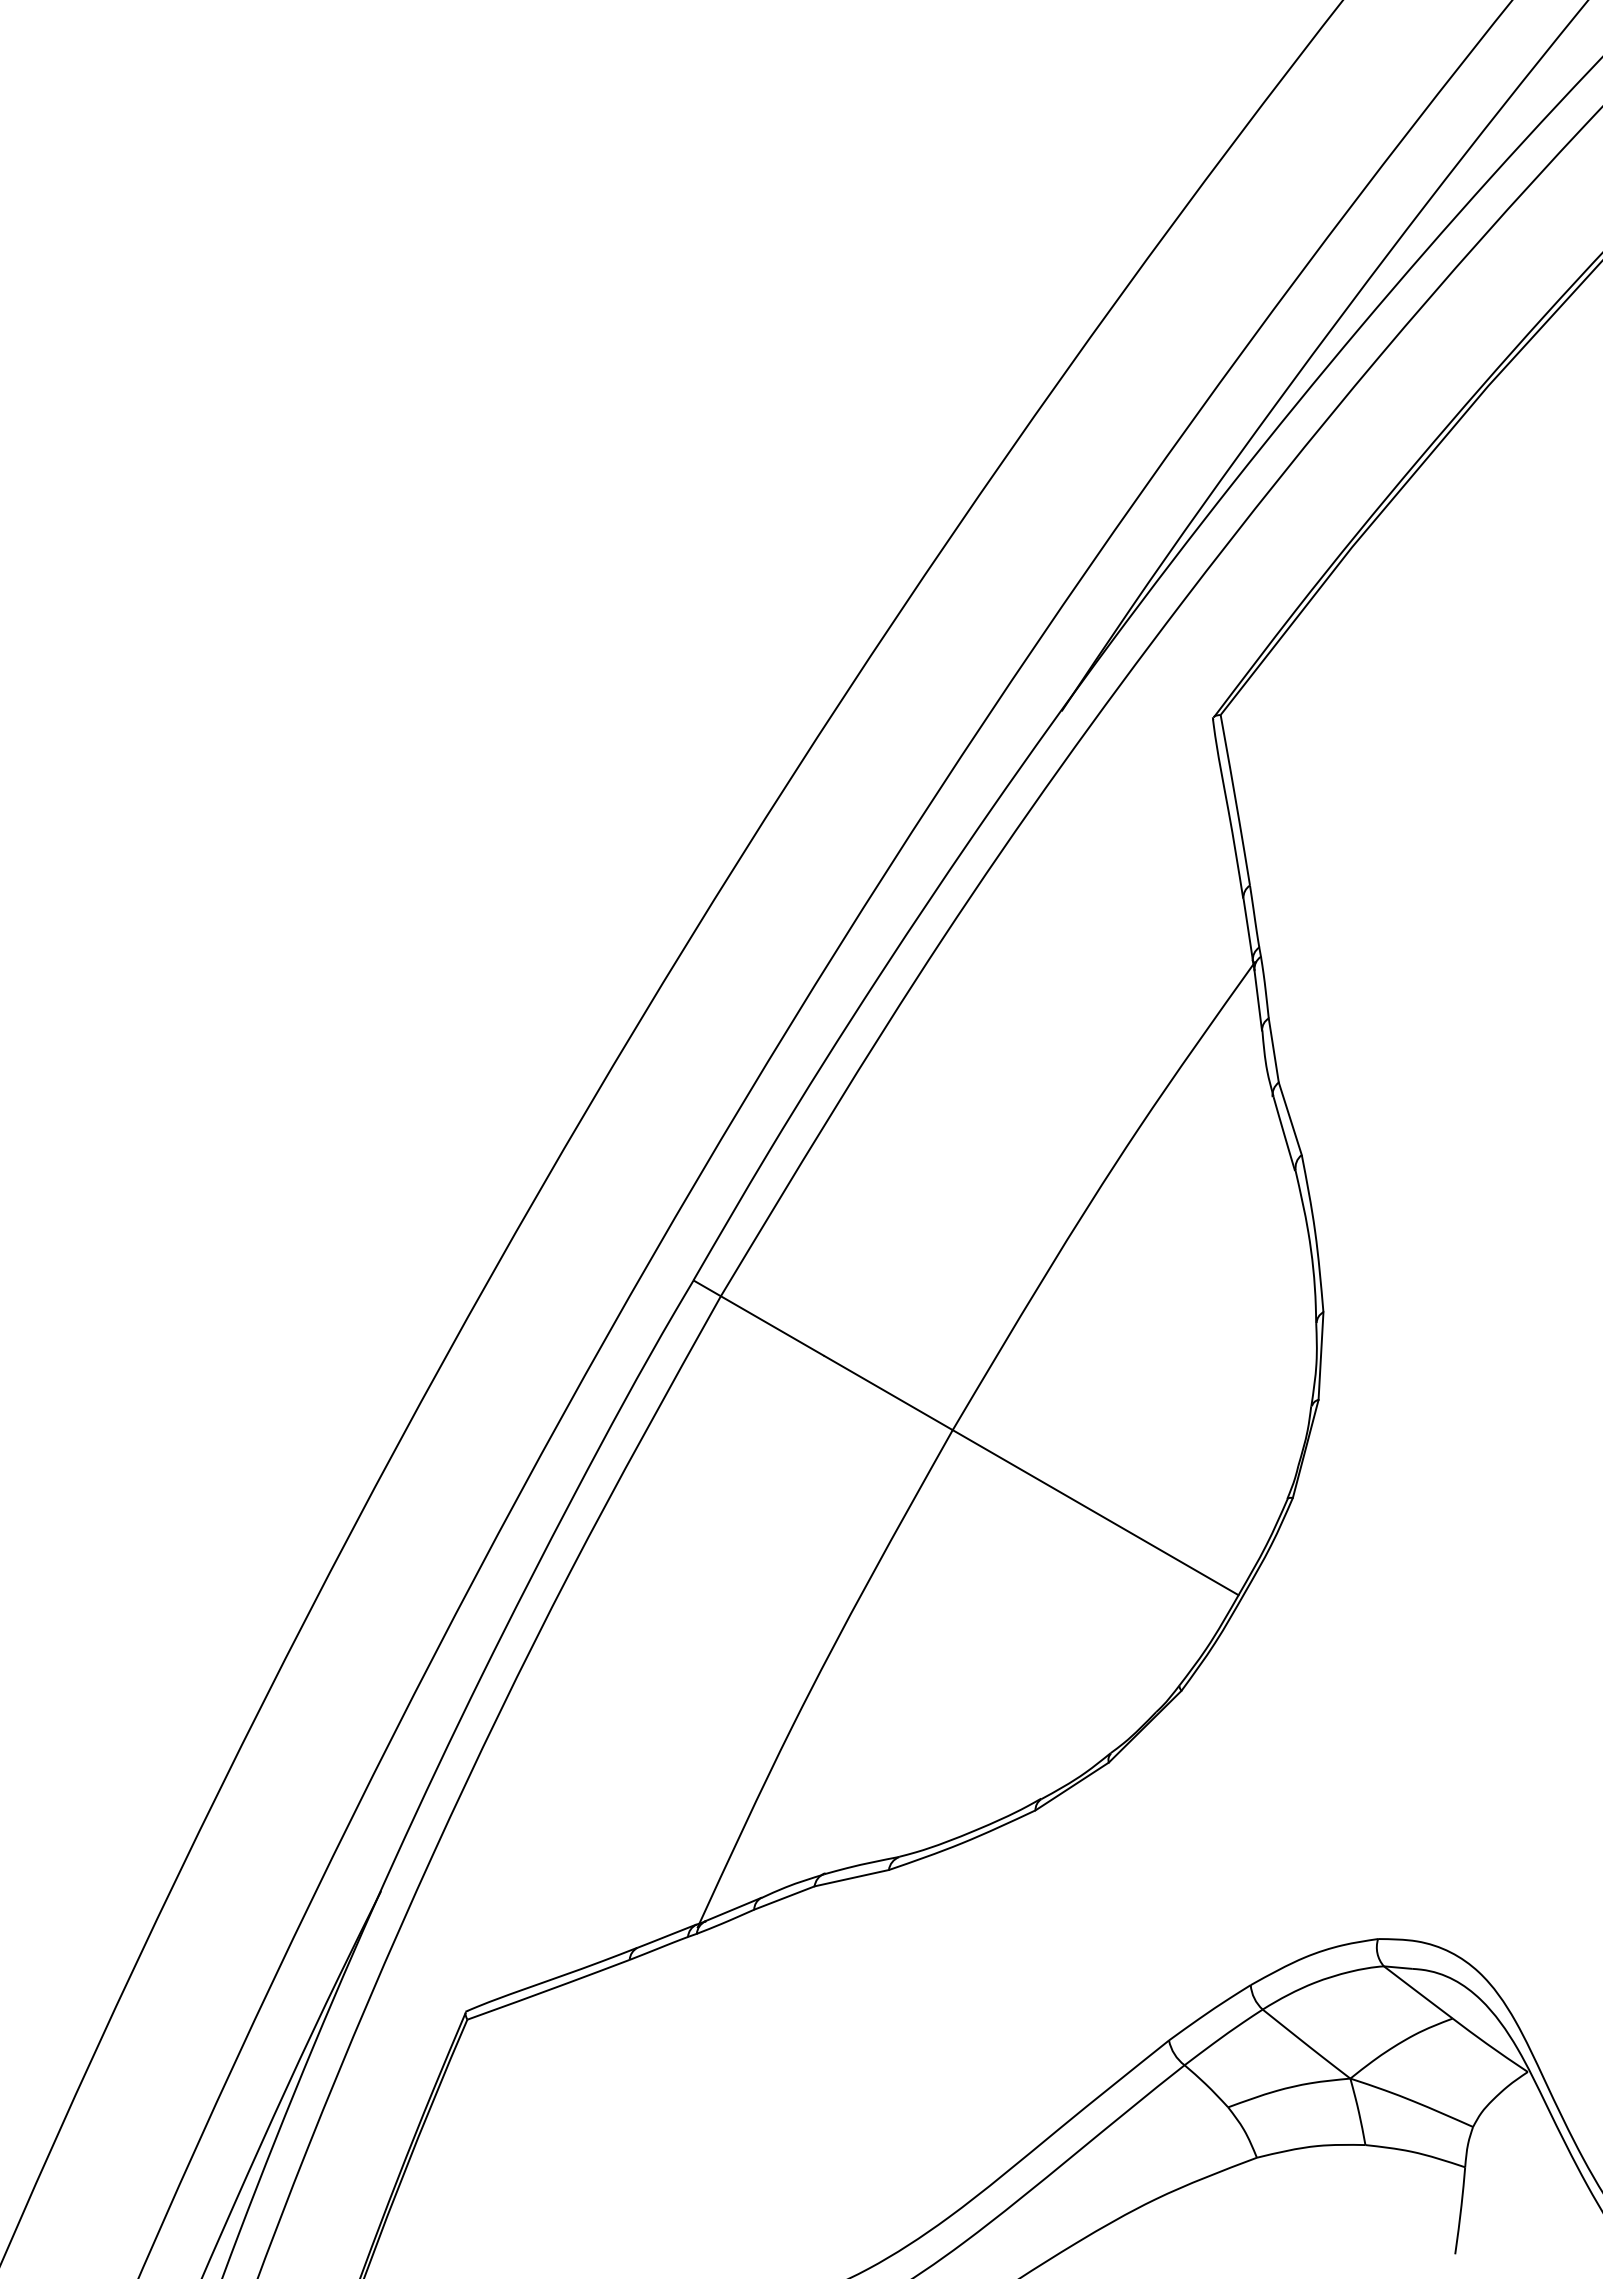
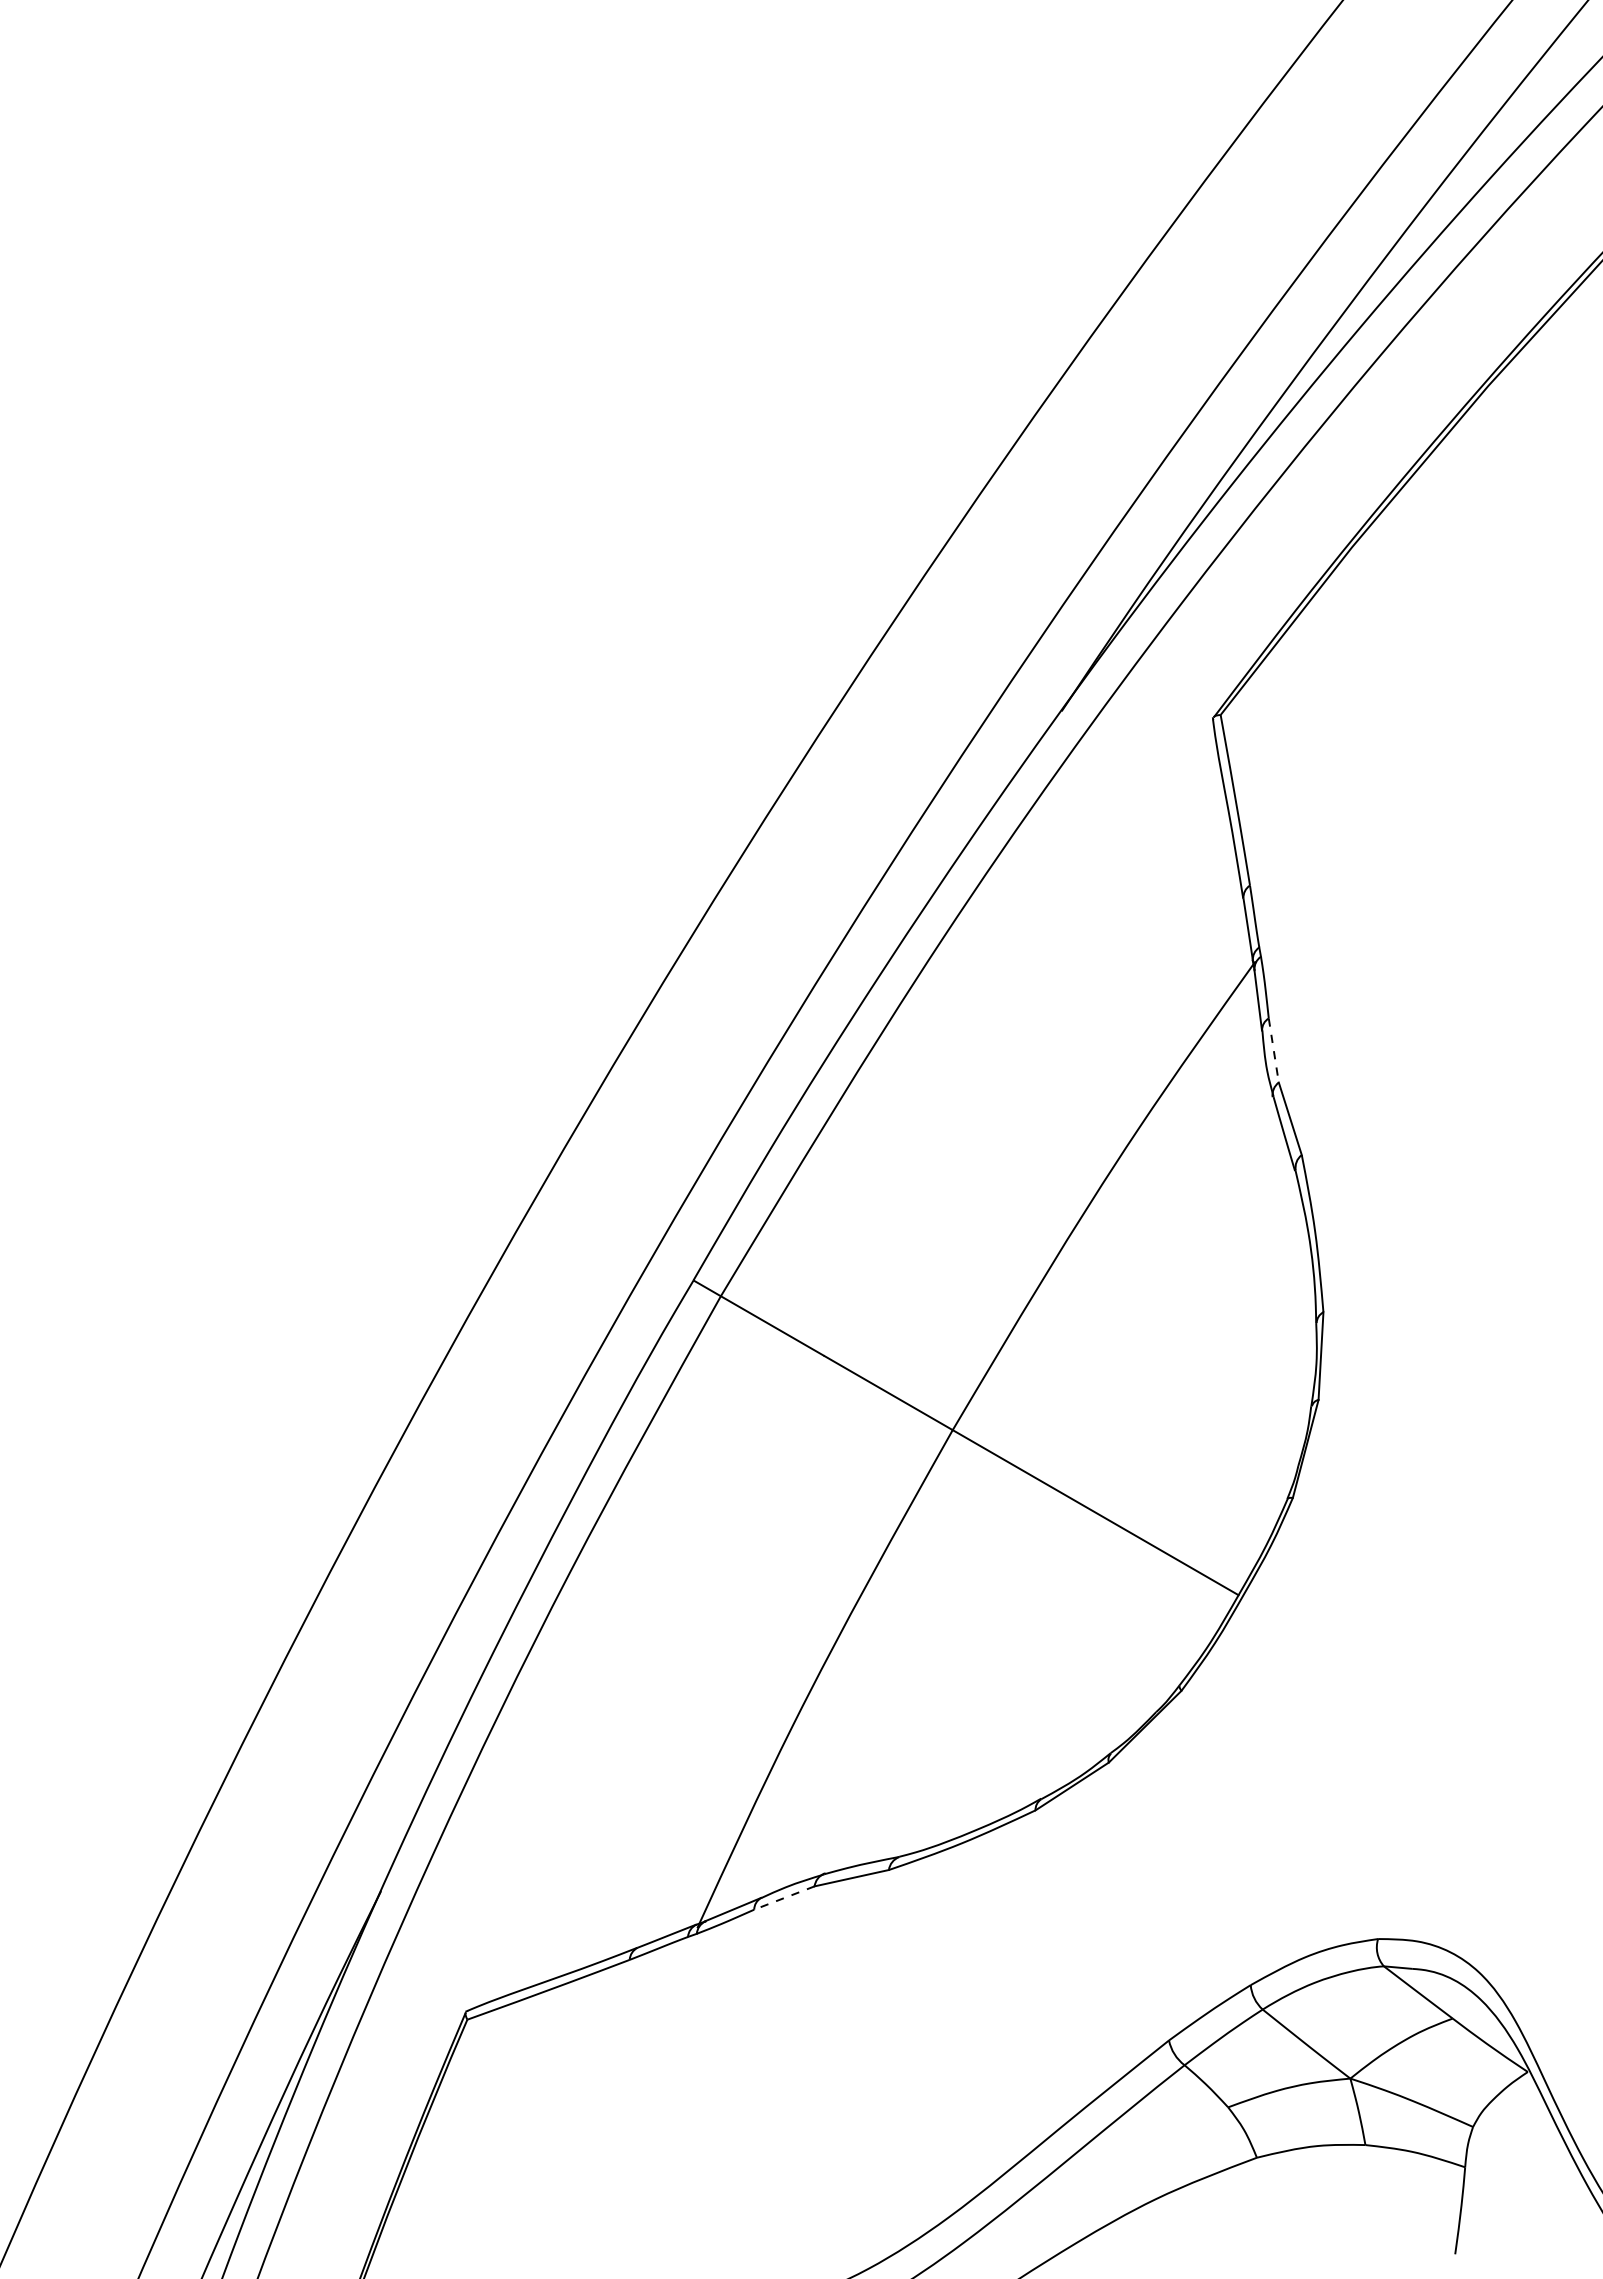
line: solid -> dashed (1273, 1051)
line: solid -> dashed (783, 1898)
